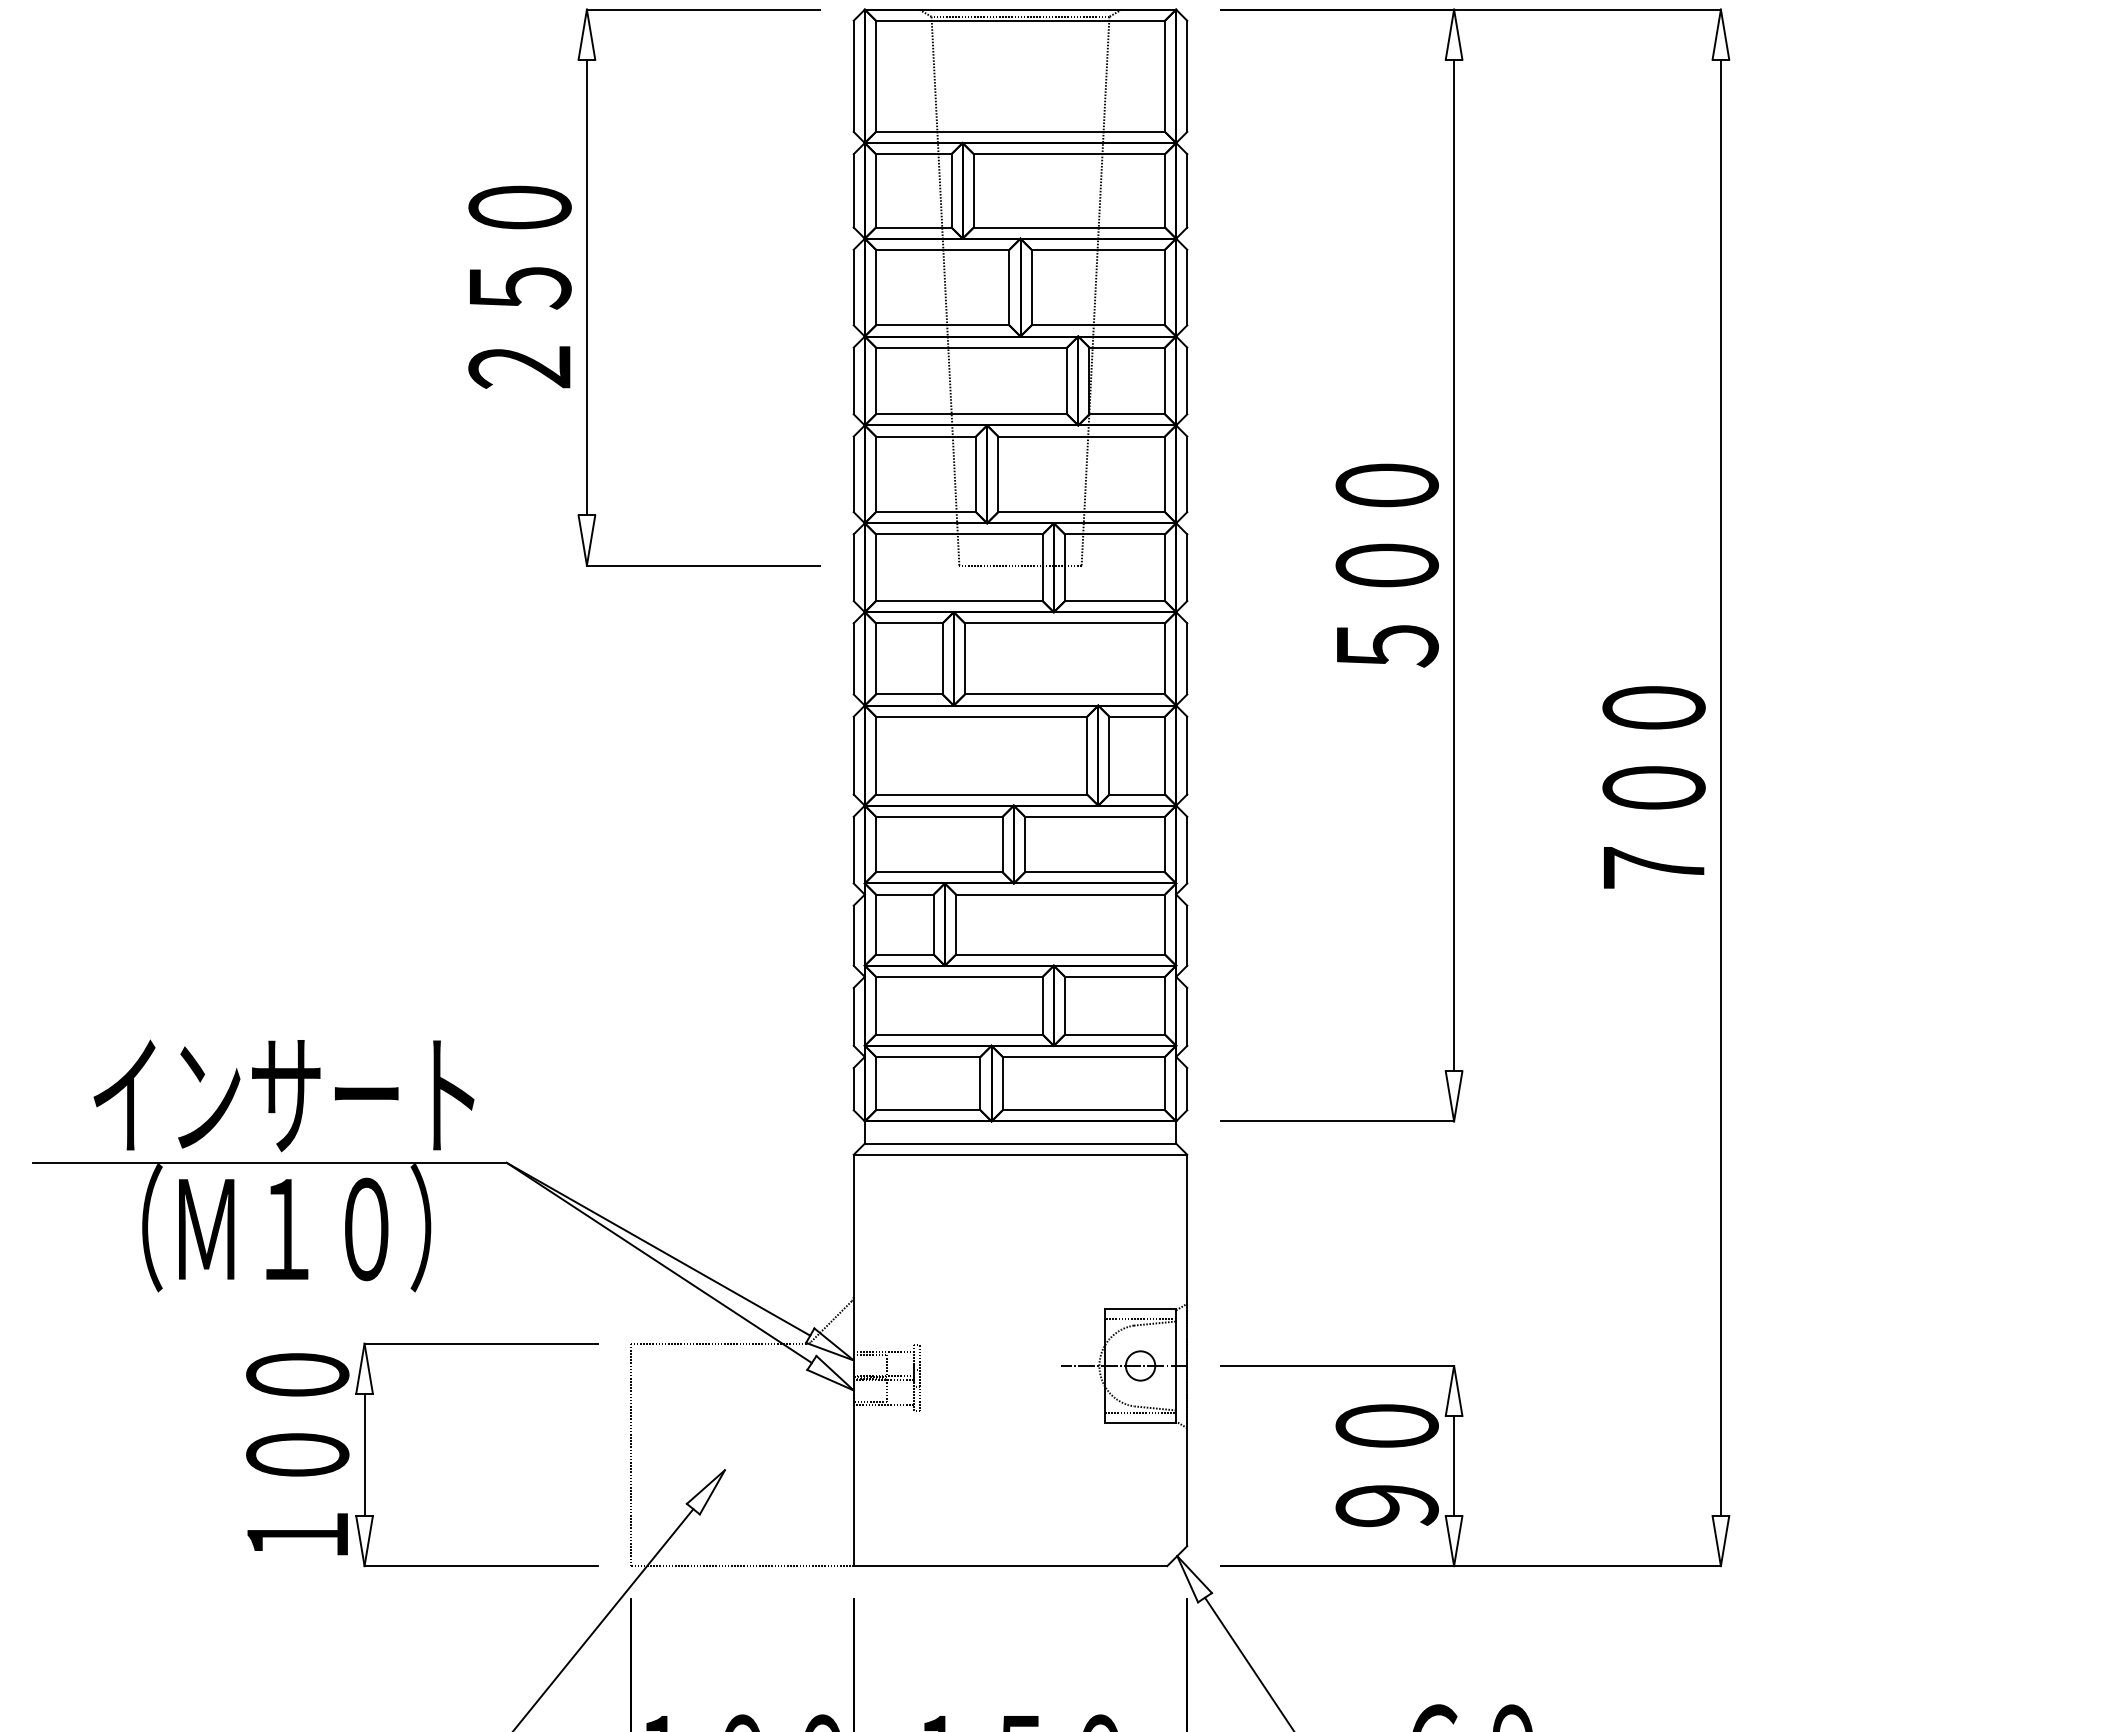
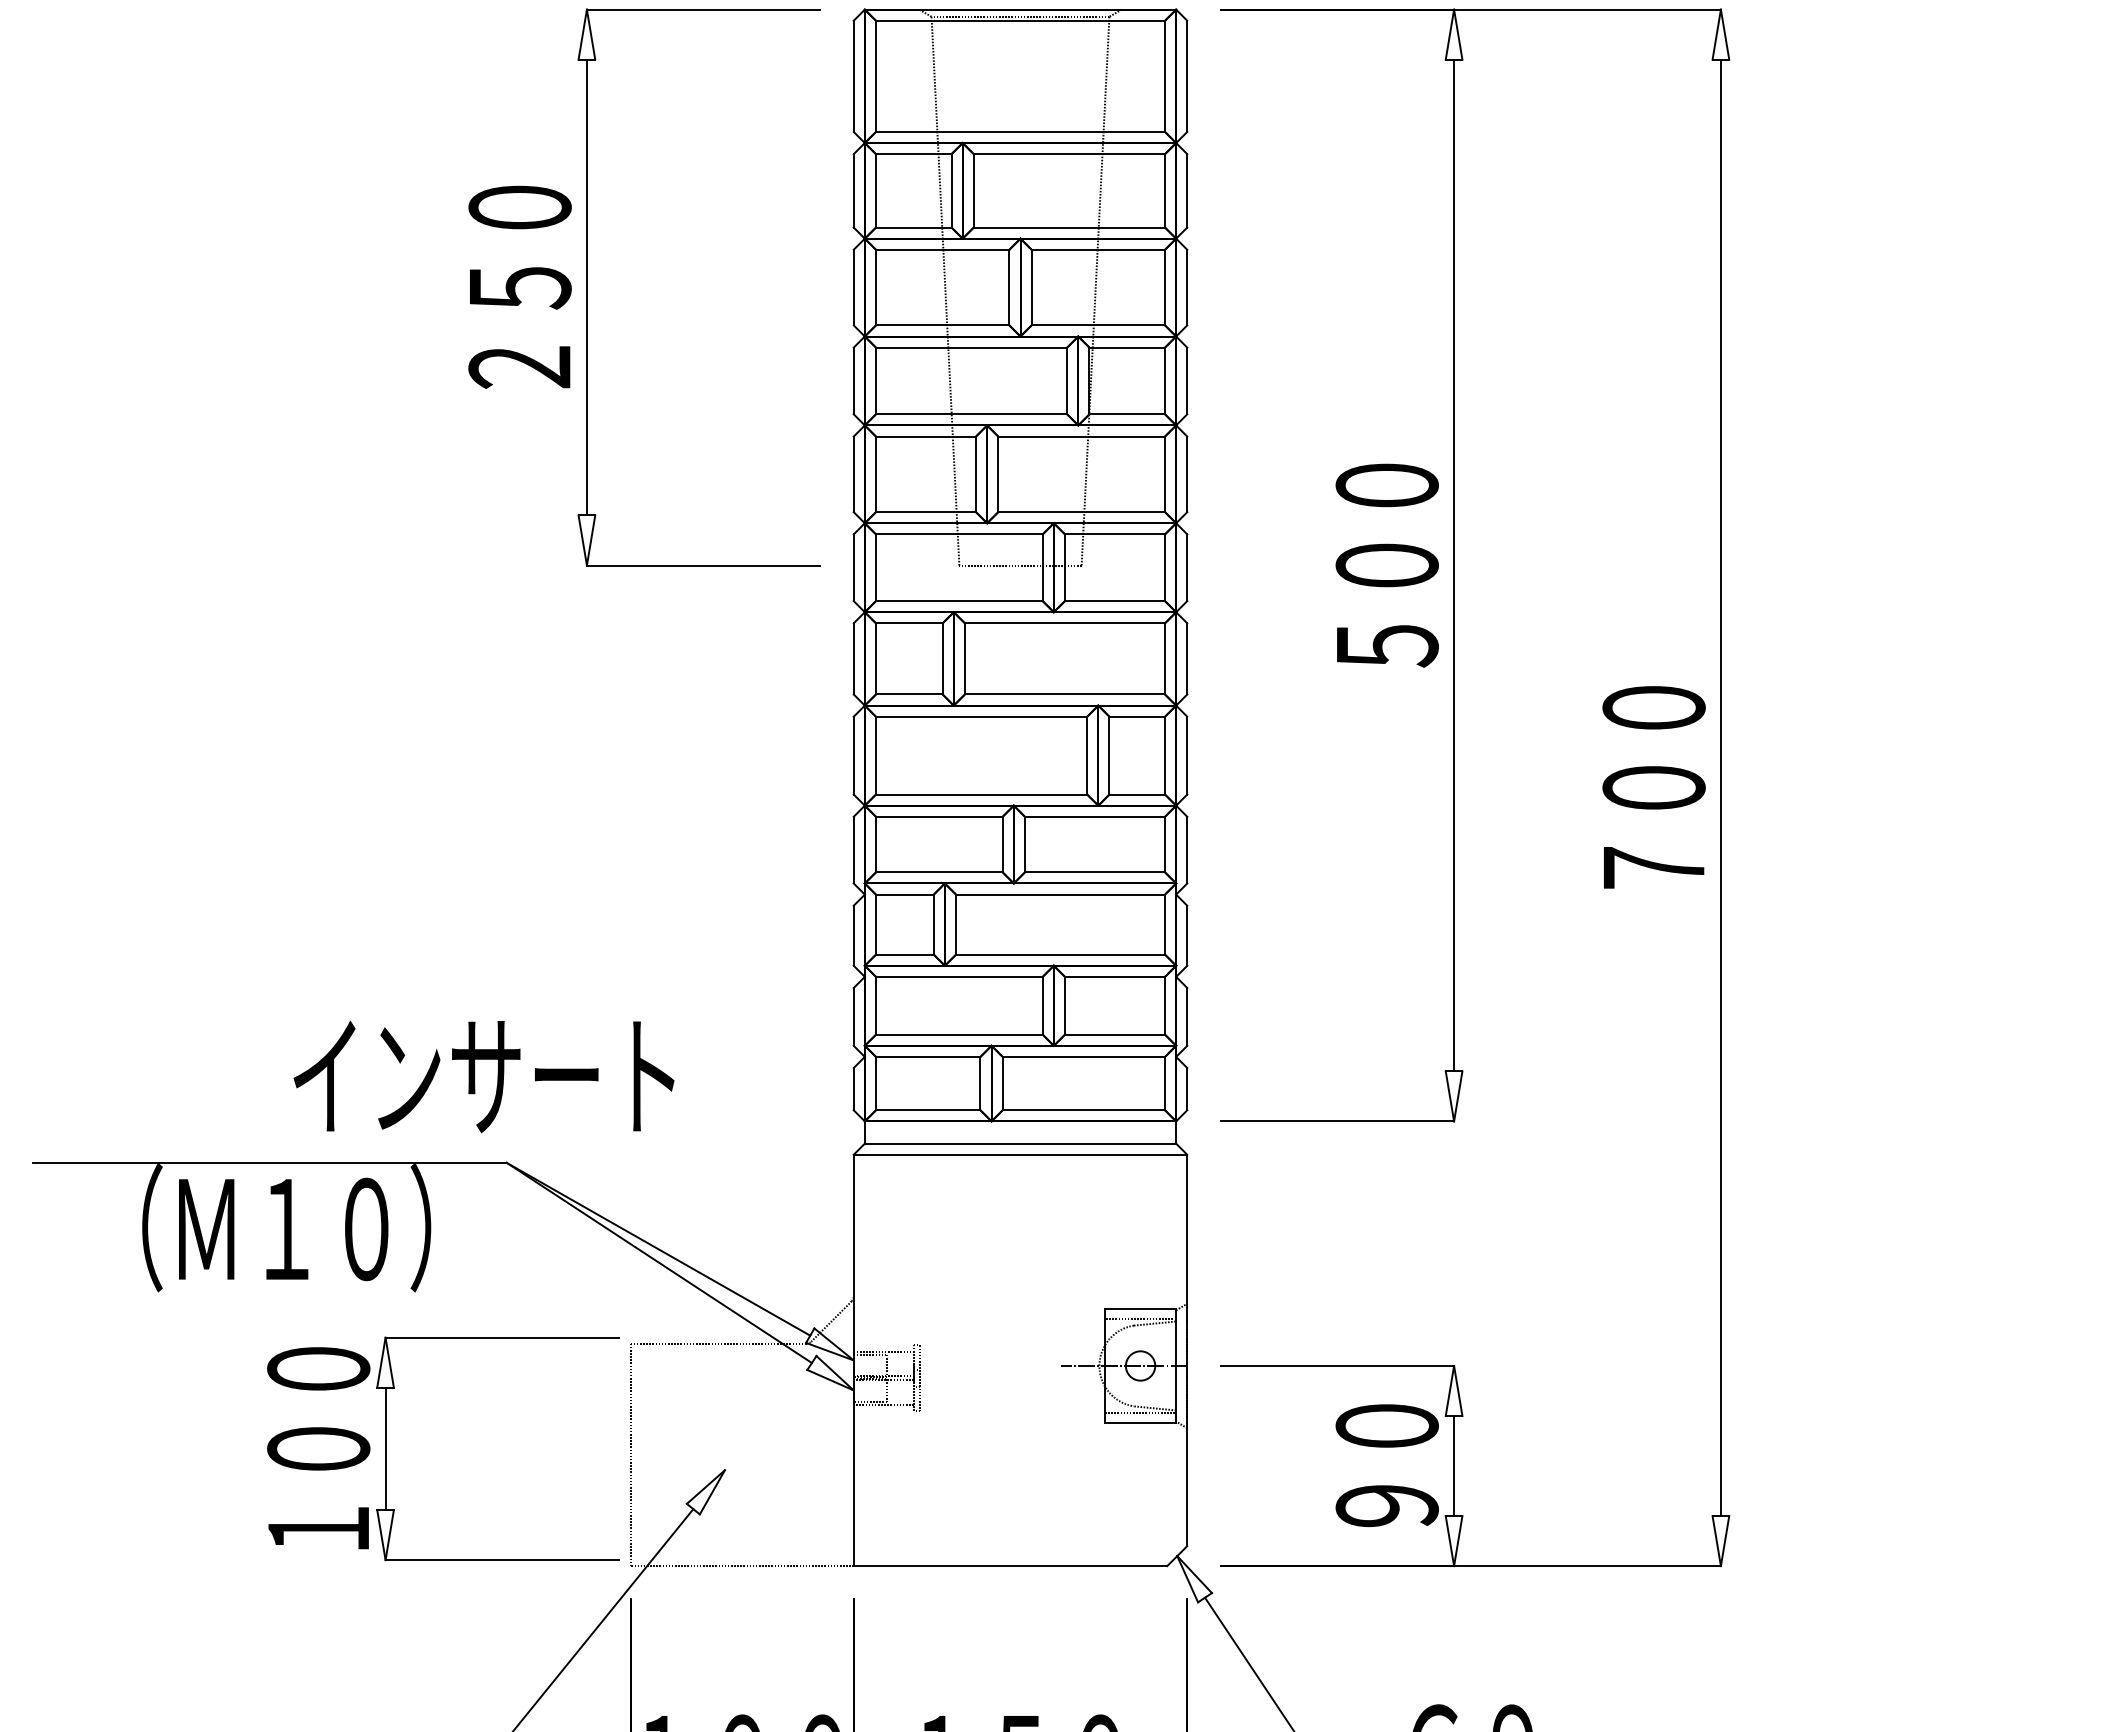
text position: (283, 1095) -> (483, 1076) (483, 1076)
part position: (365, 1454) -> (386, 1448) (386, 1448)
